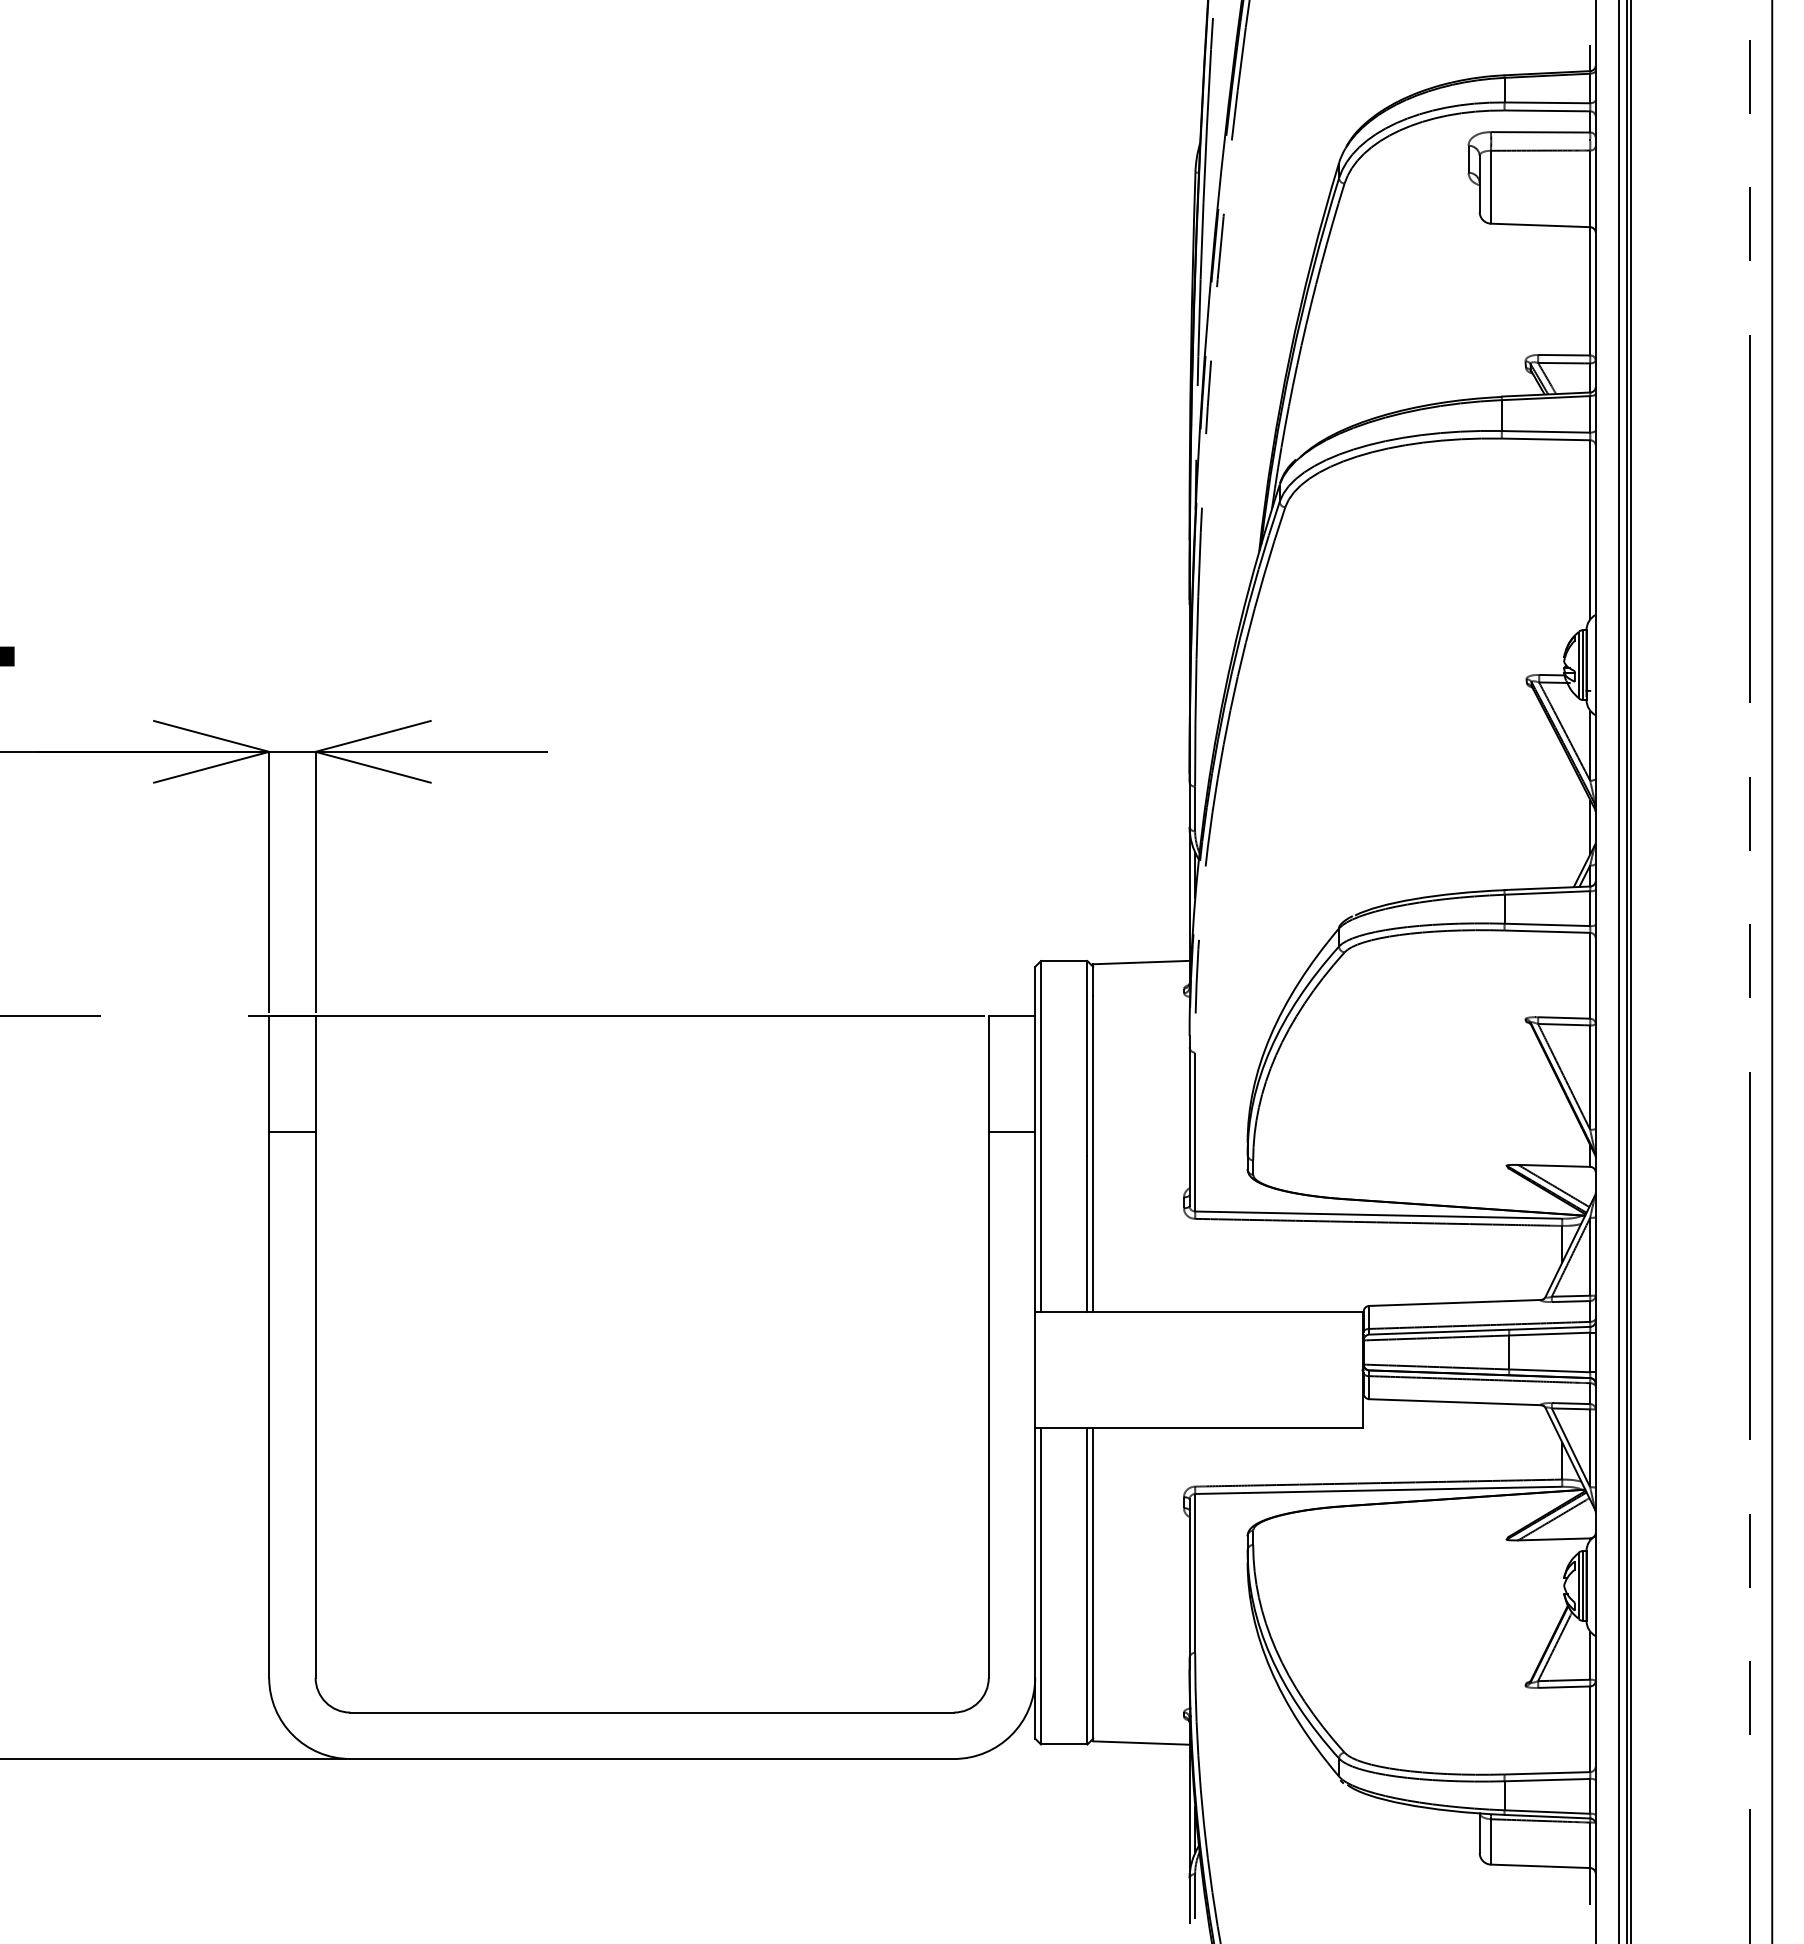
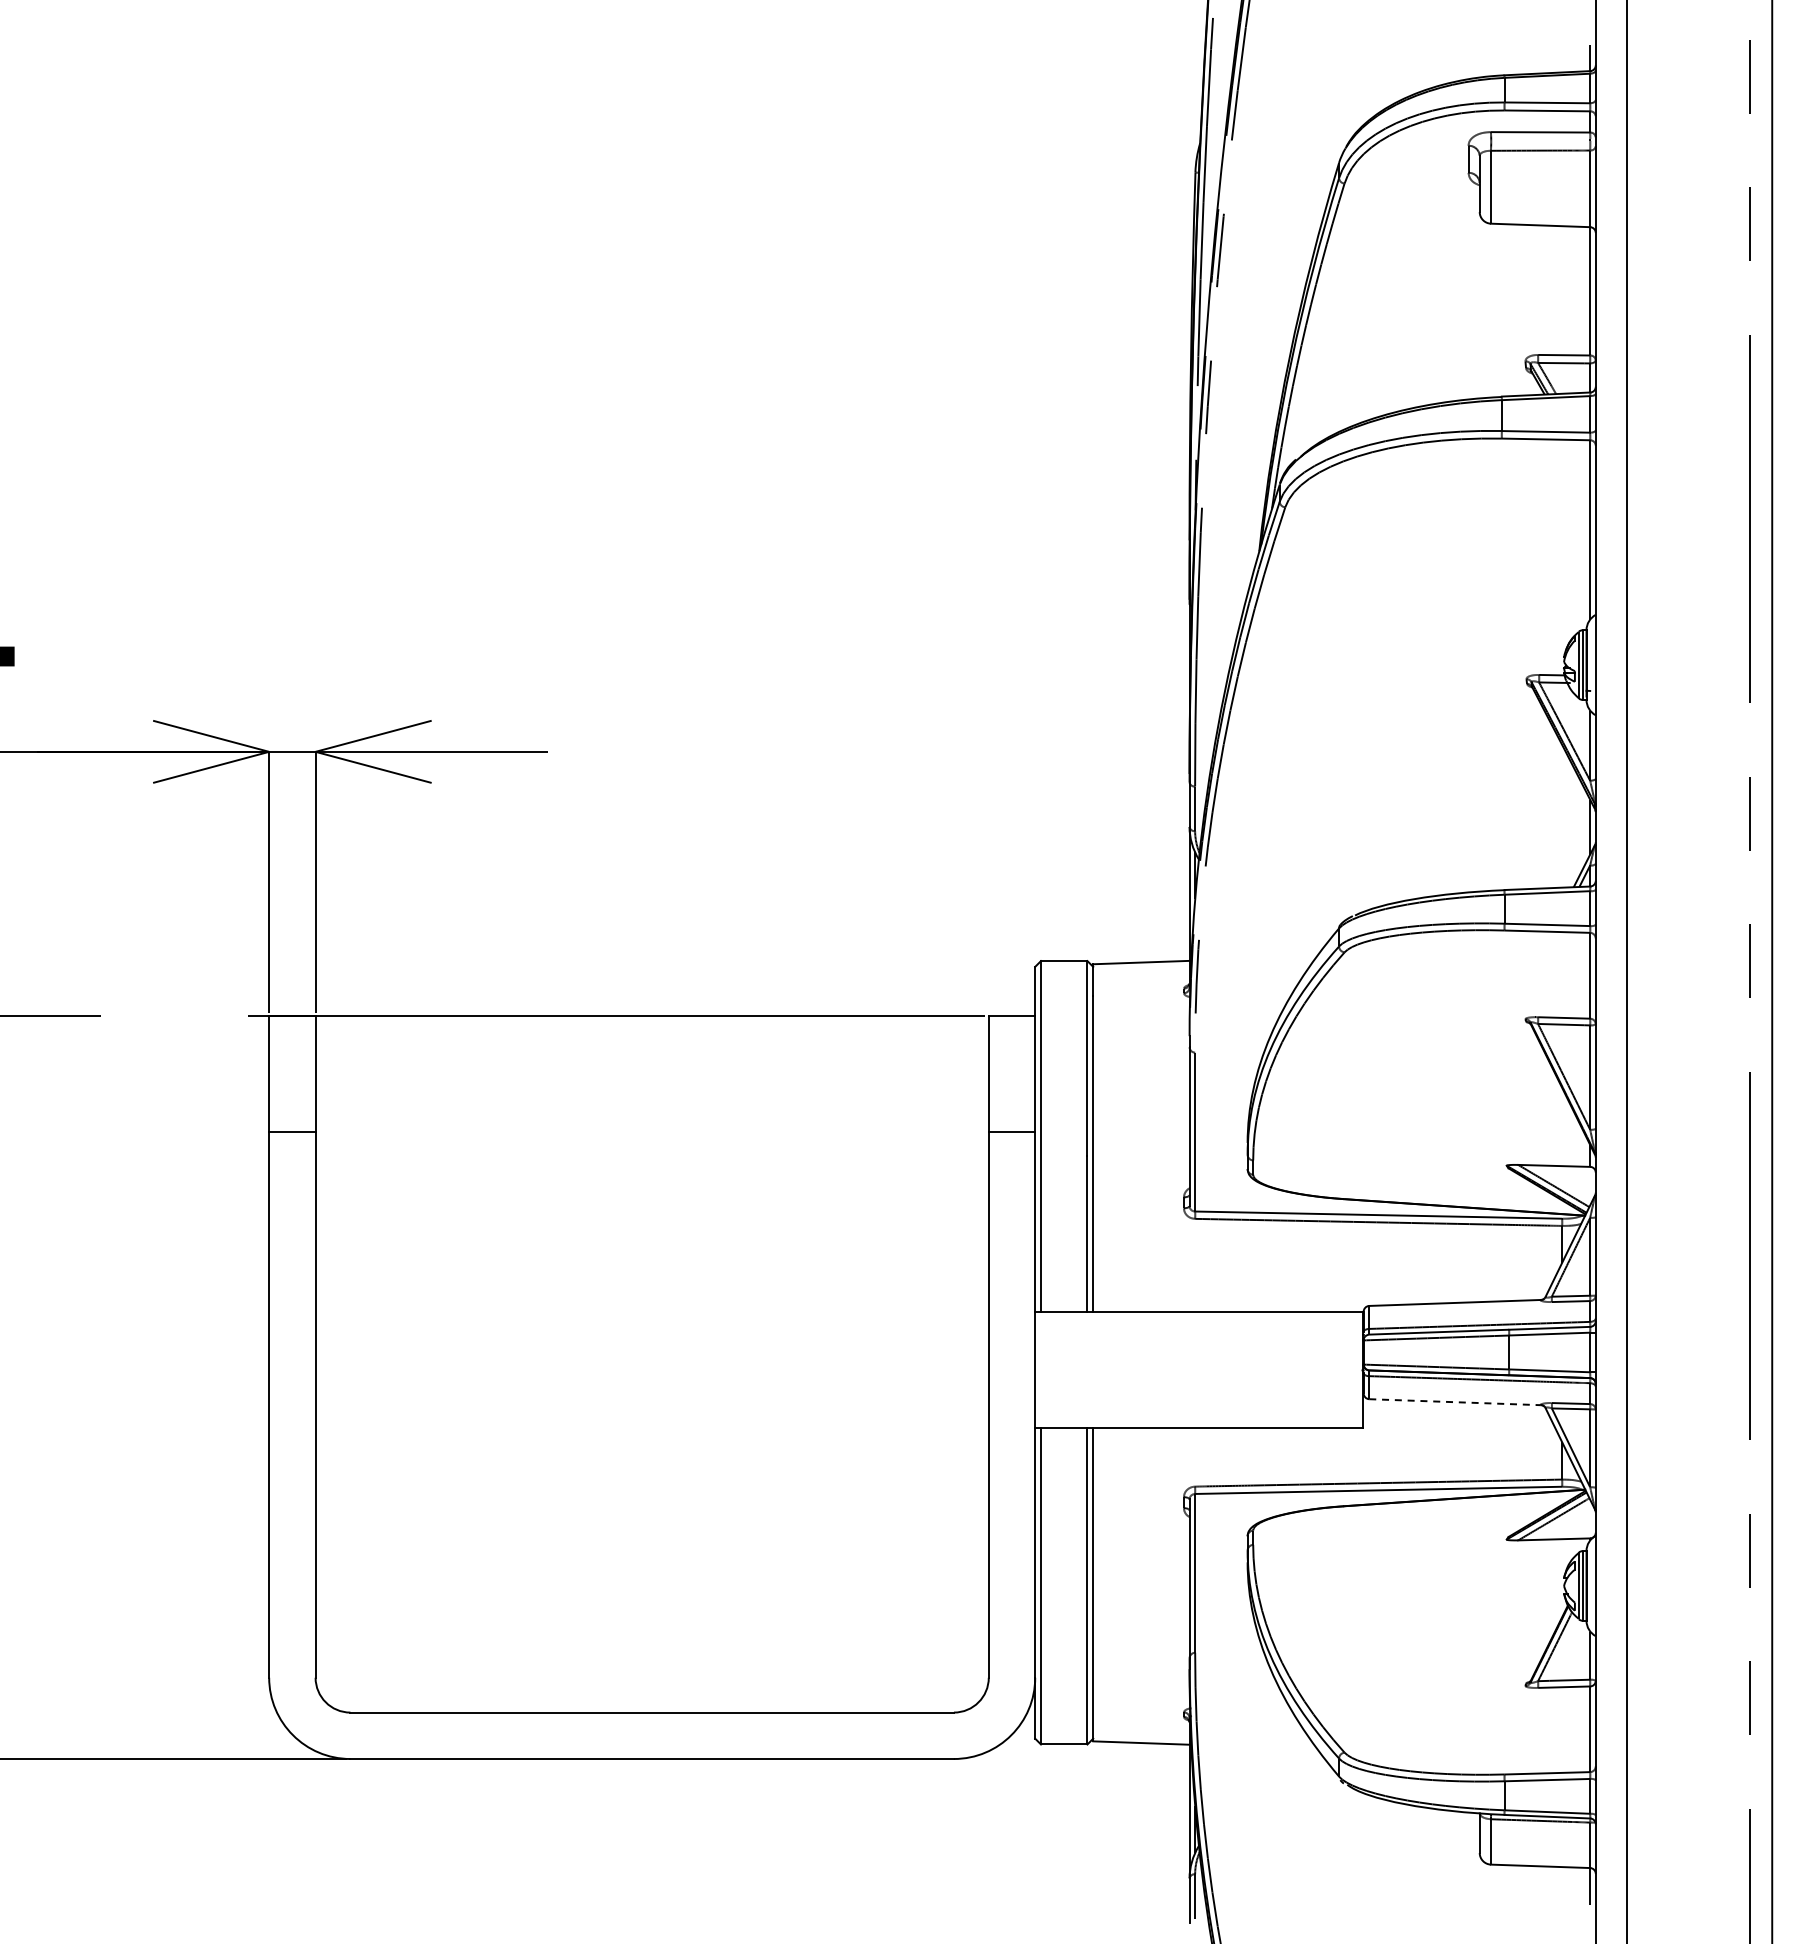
line: present -> none (1619, 971)
line: present -> none (1630, 971)
line: solid -> dashed (1455, 1402)
